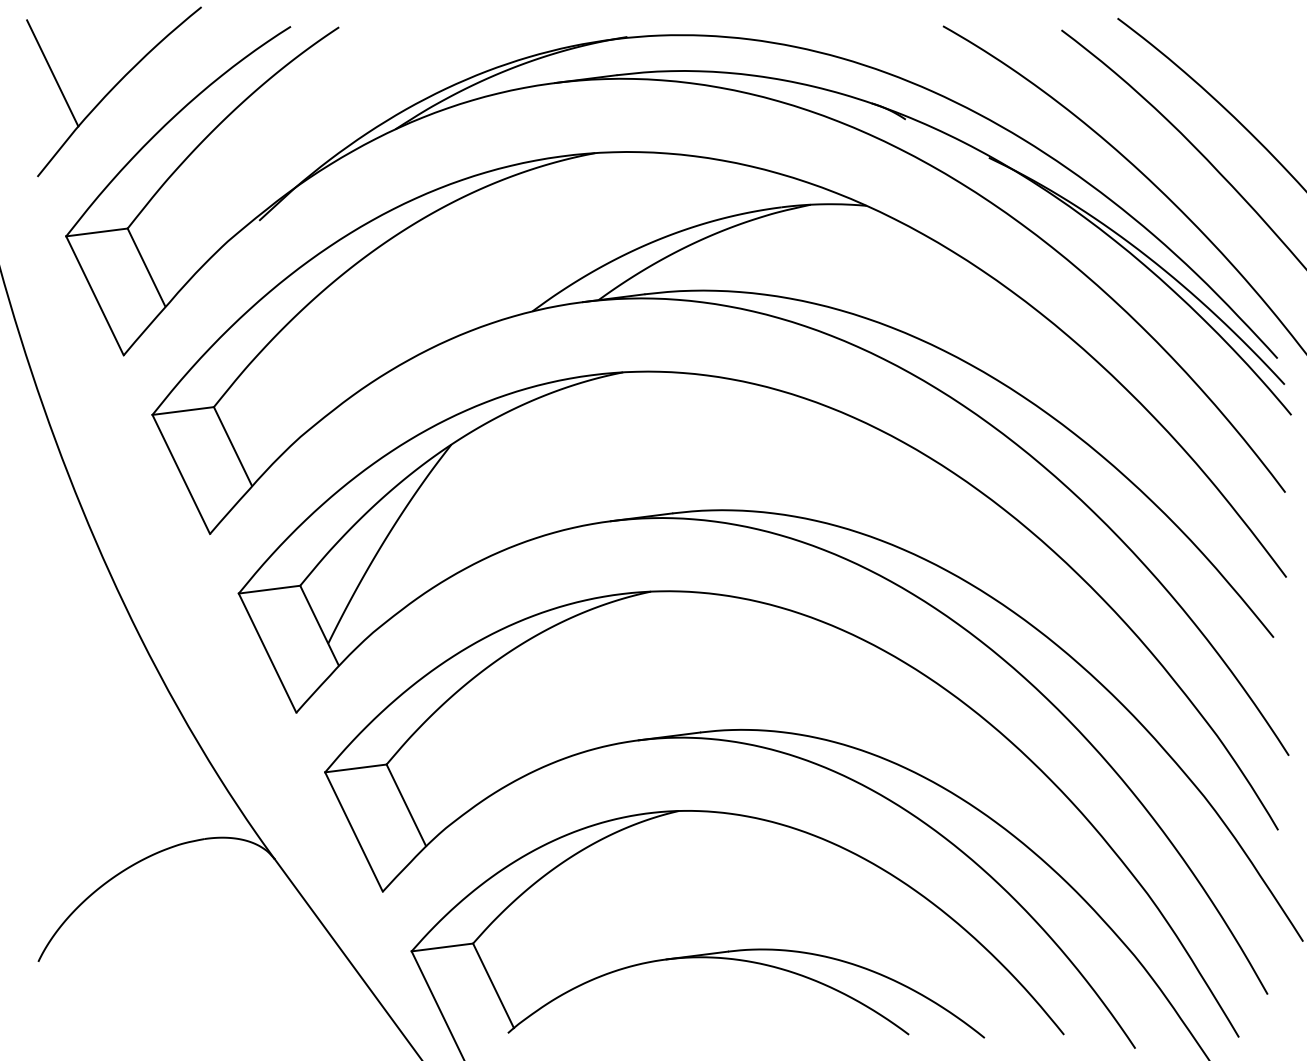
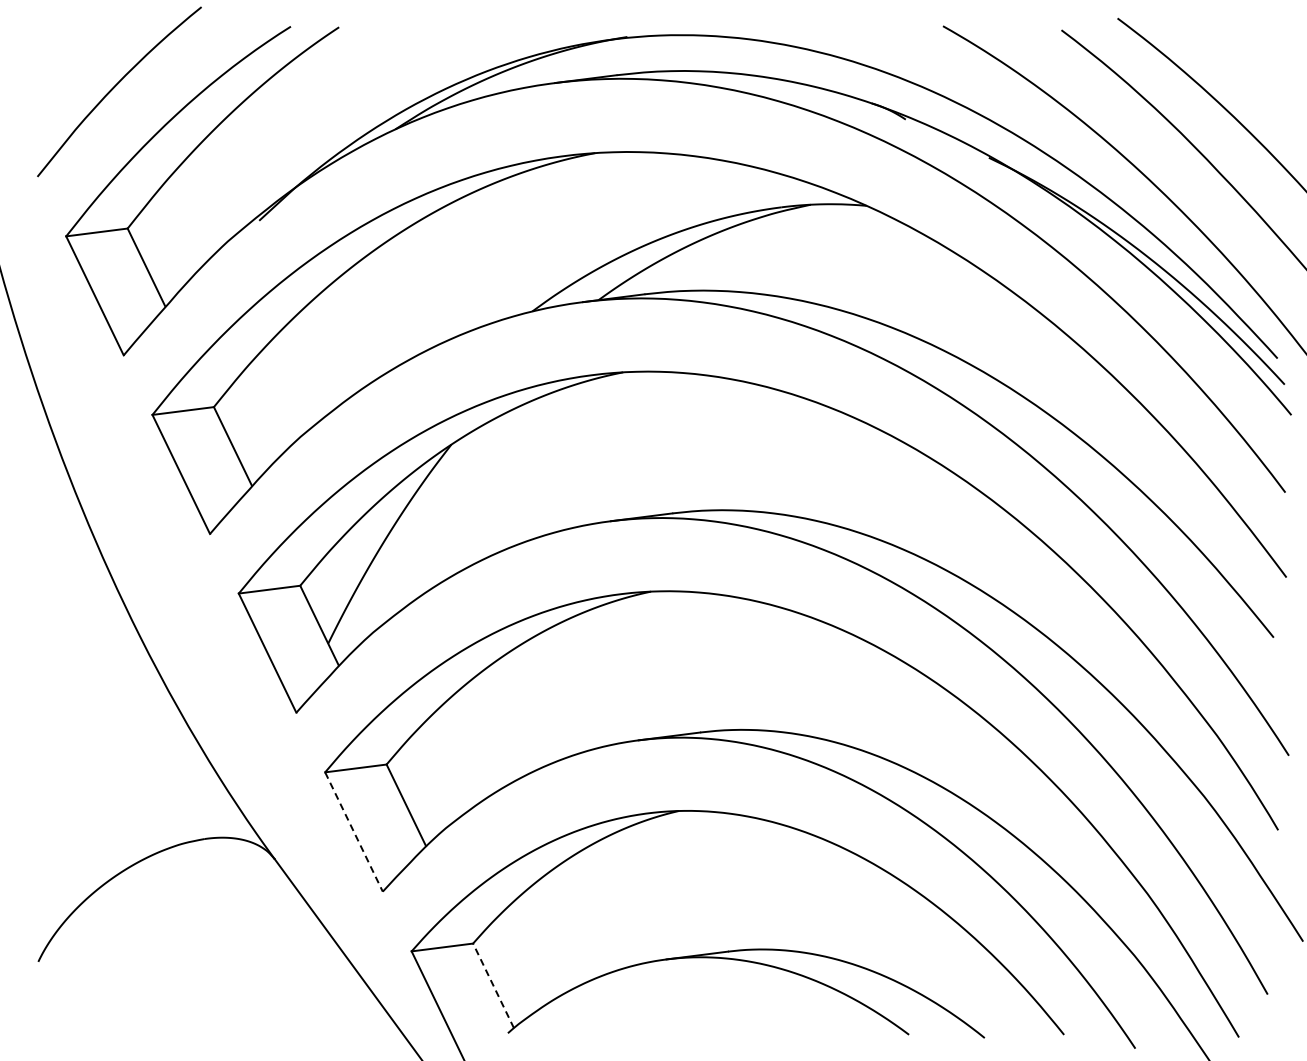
line: present -> none (52, 73)
line: solid -> dashed (354, 832)
line: solid -> dashed (493, 985)
